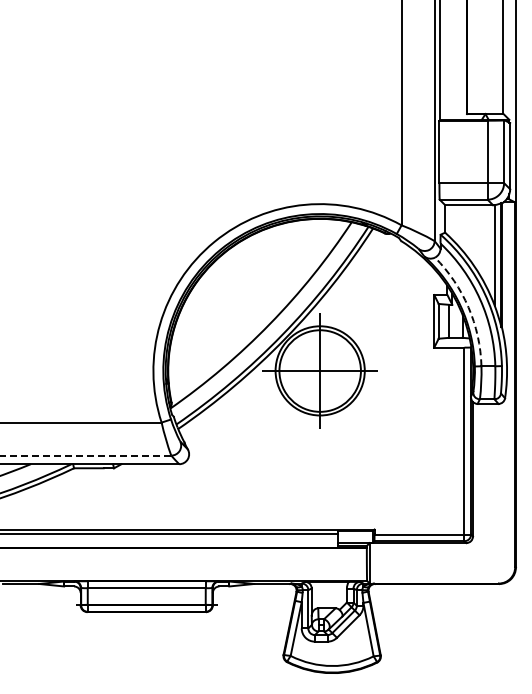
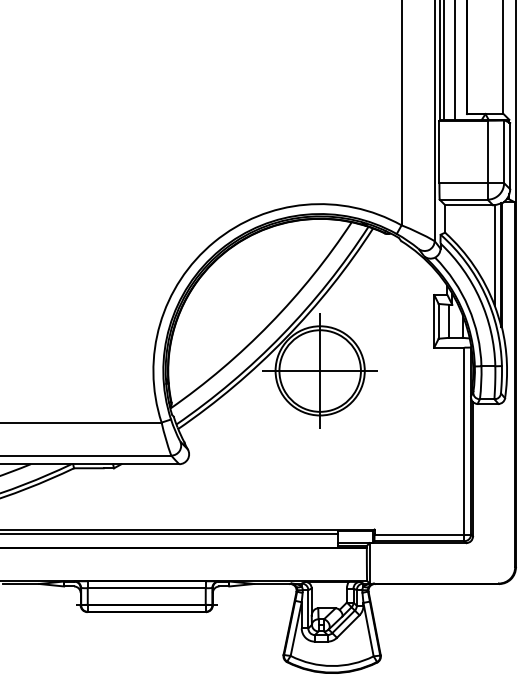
line: none -> present (444, 61)
line: none -> present (454, 61)
arc: dashed -> solid (468, 307)
line: dashed -> solid (86, 455)
